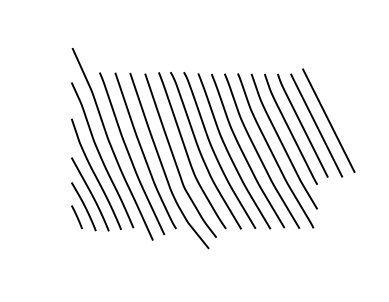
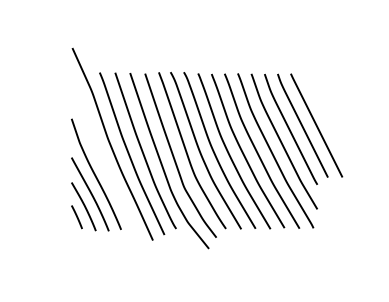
line: present -> none (328, 120)
curve: present -> none (101, 155)
